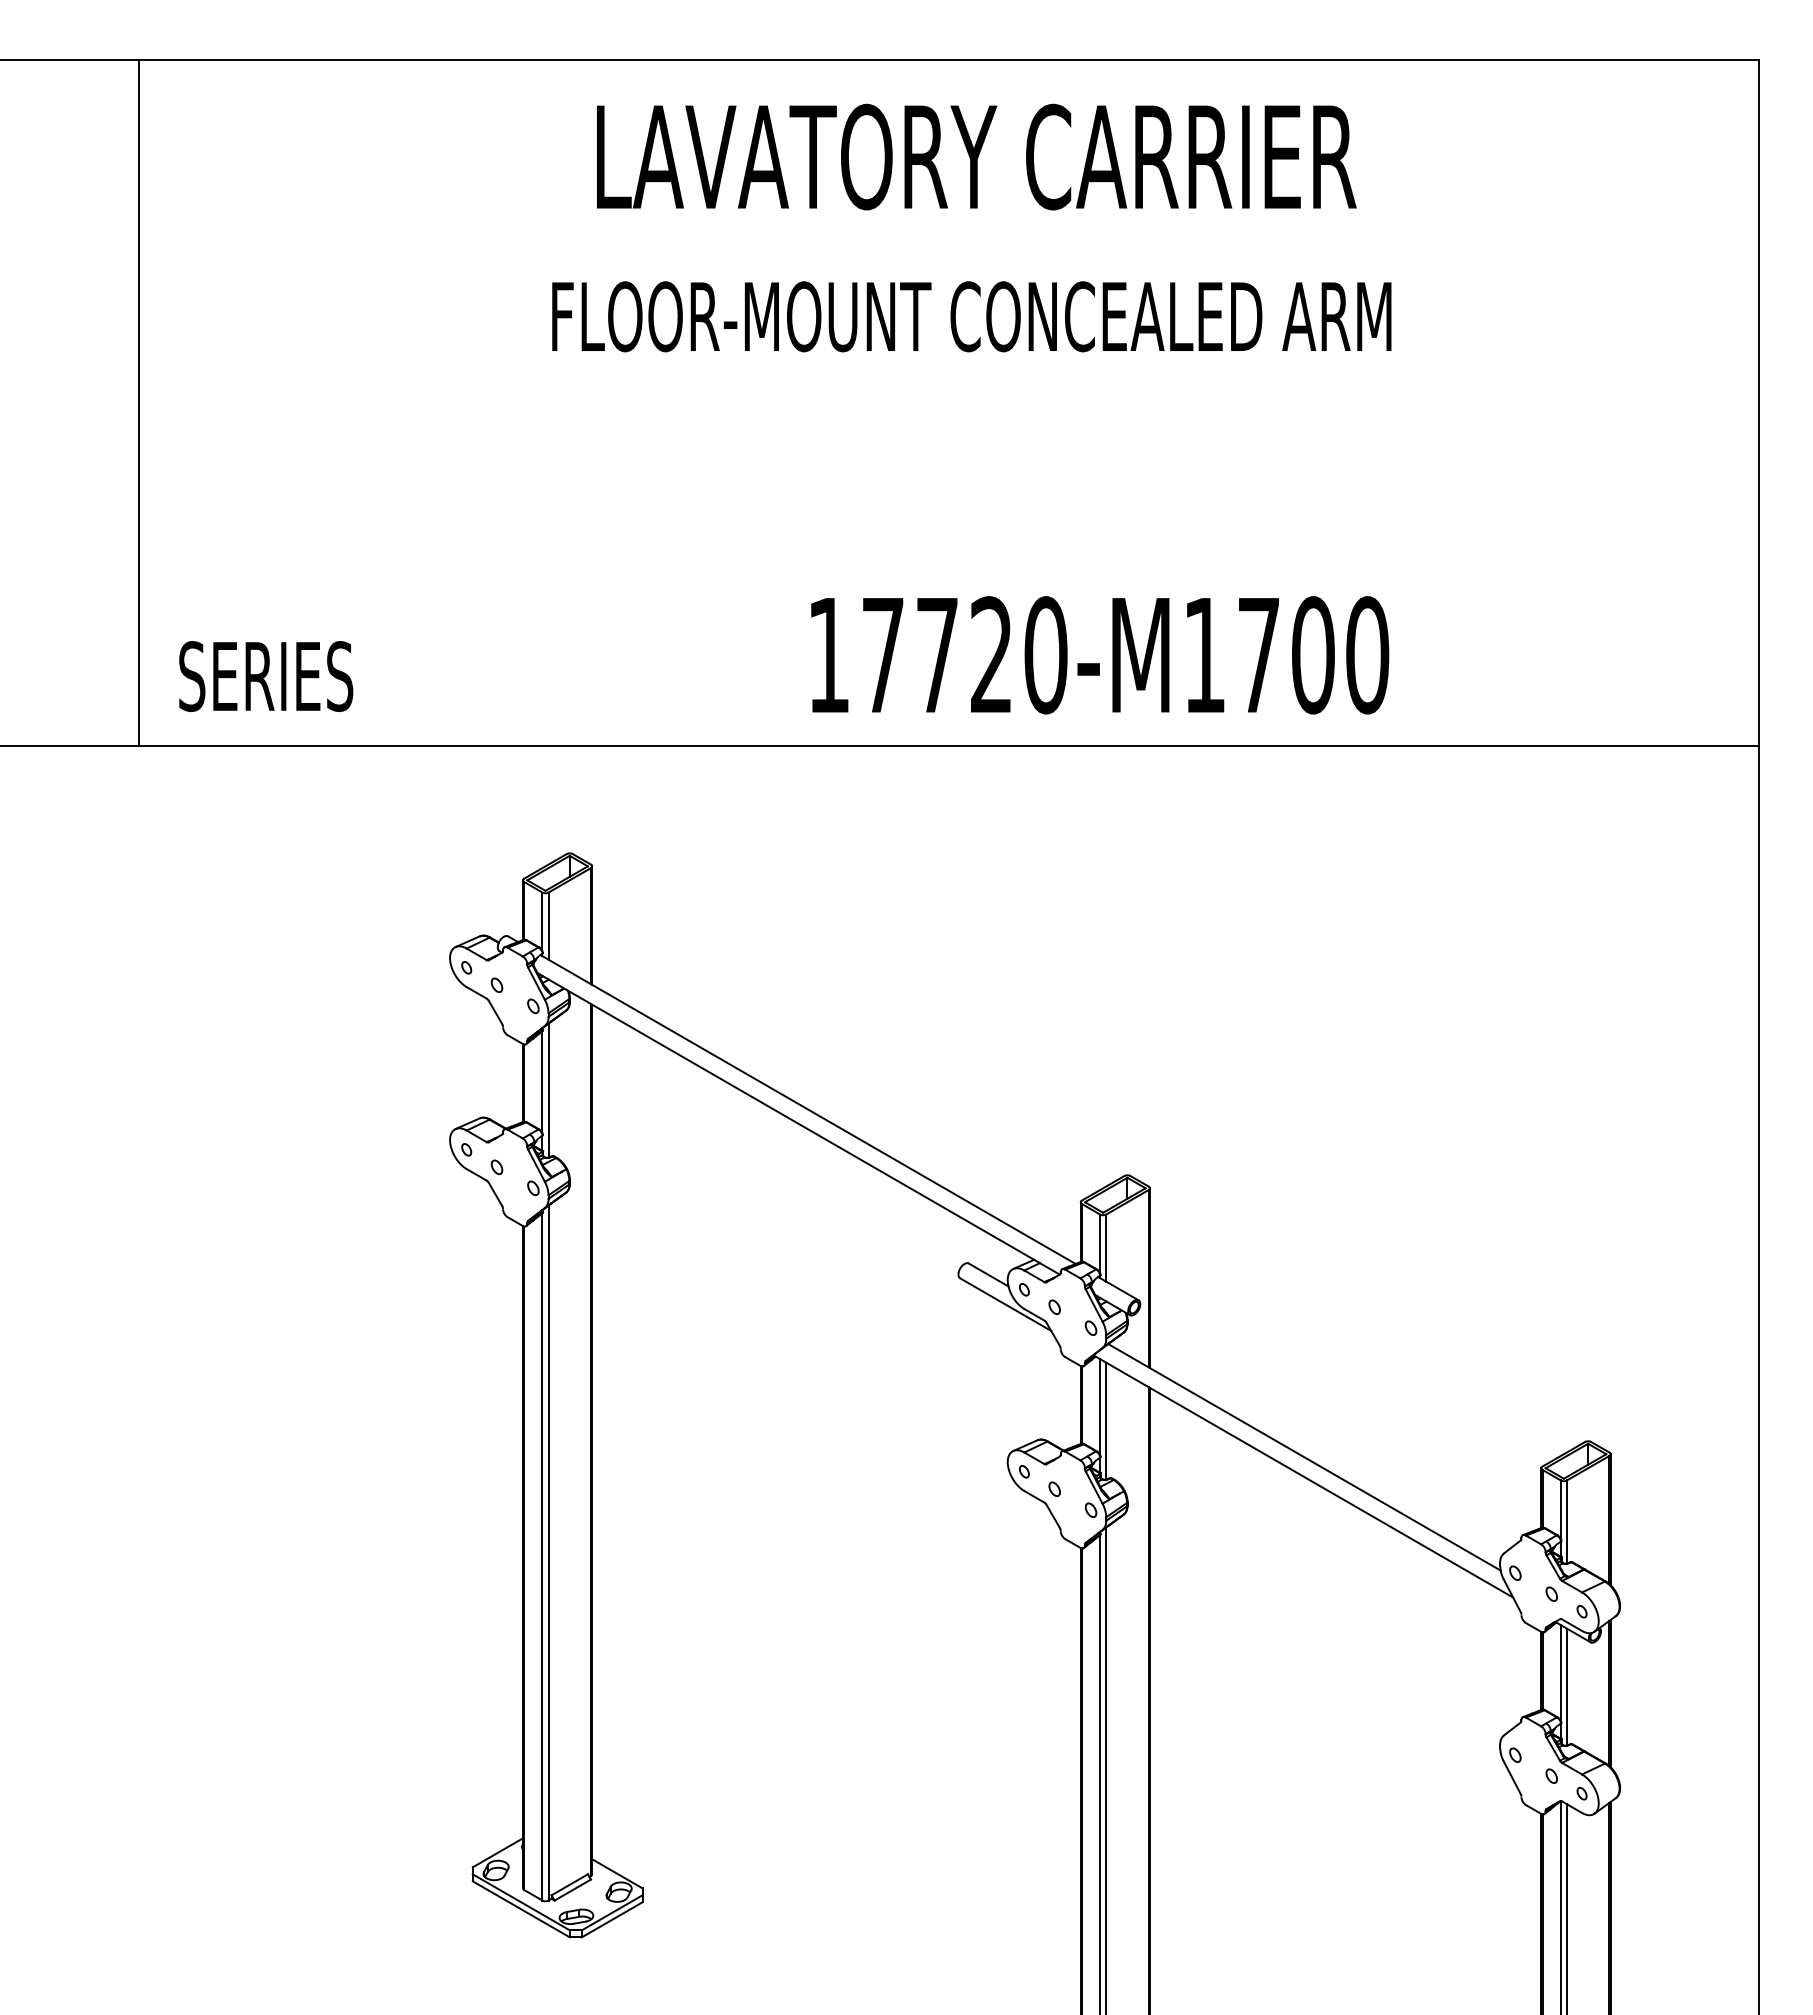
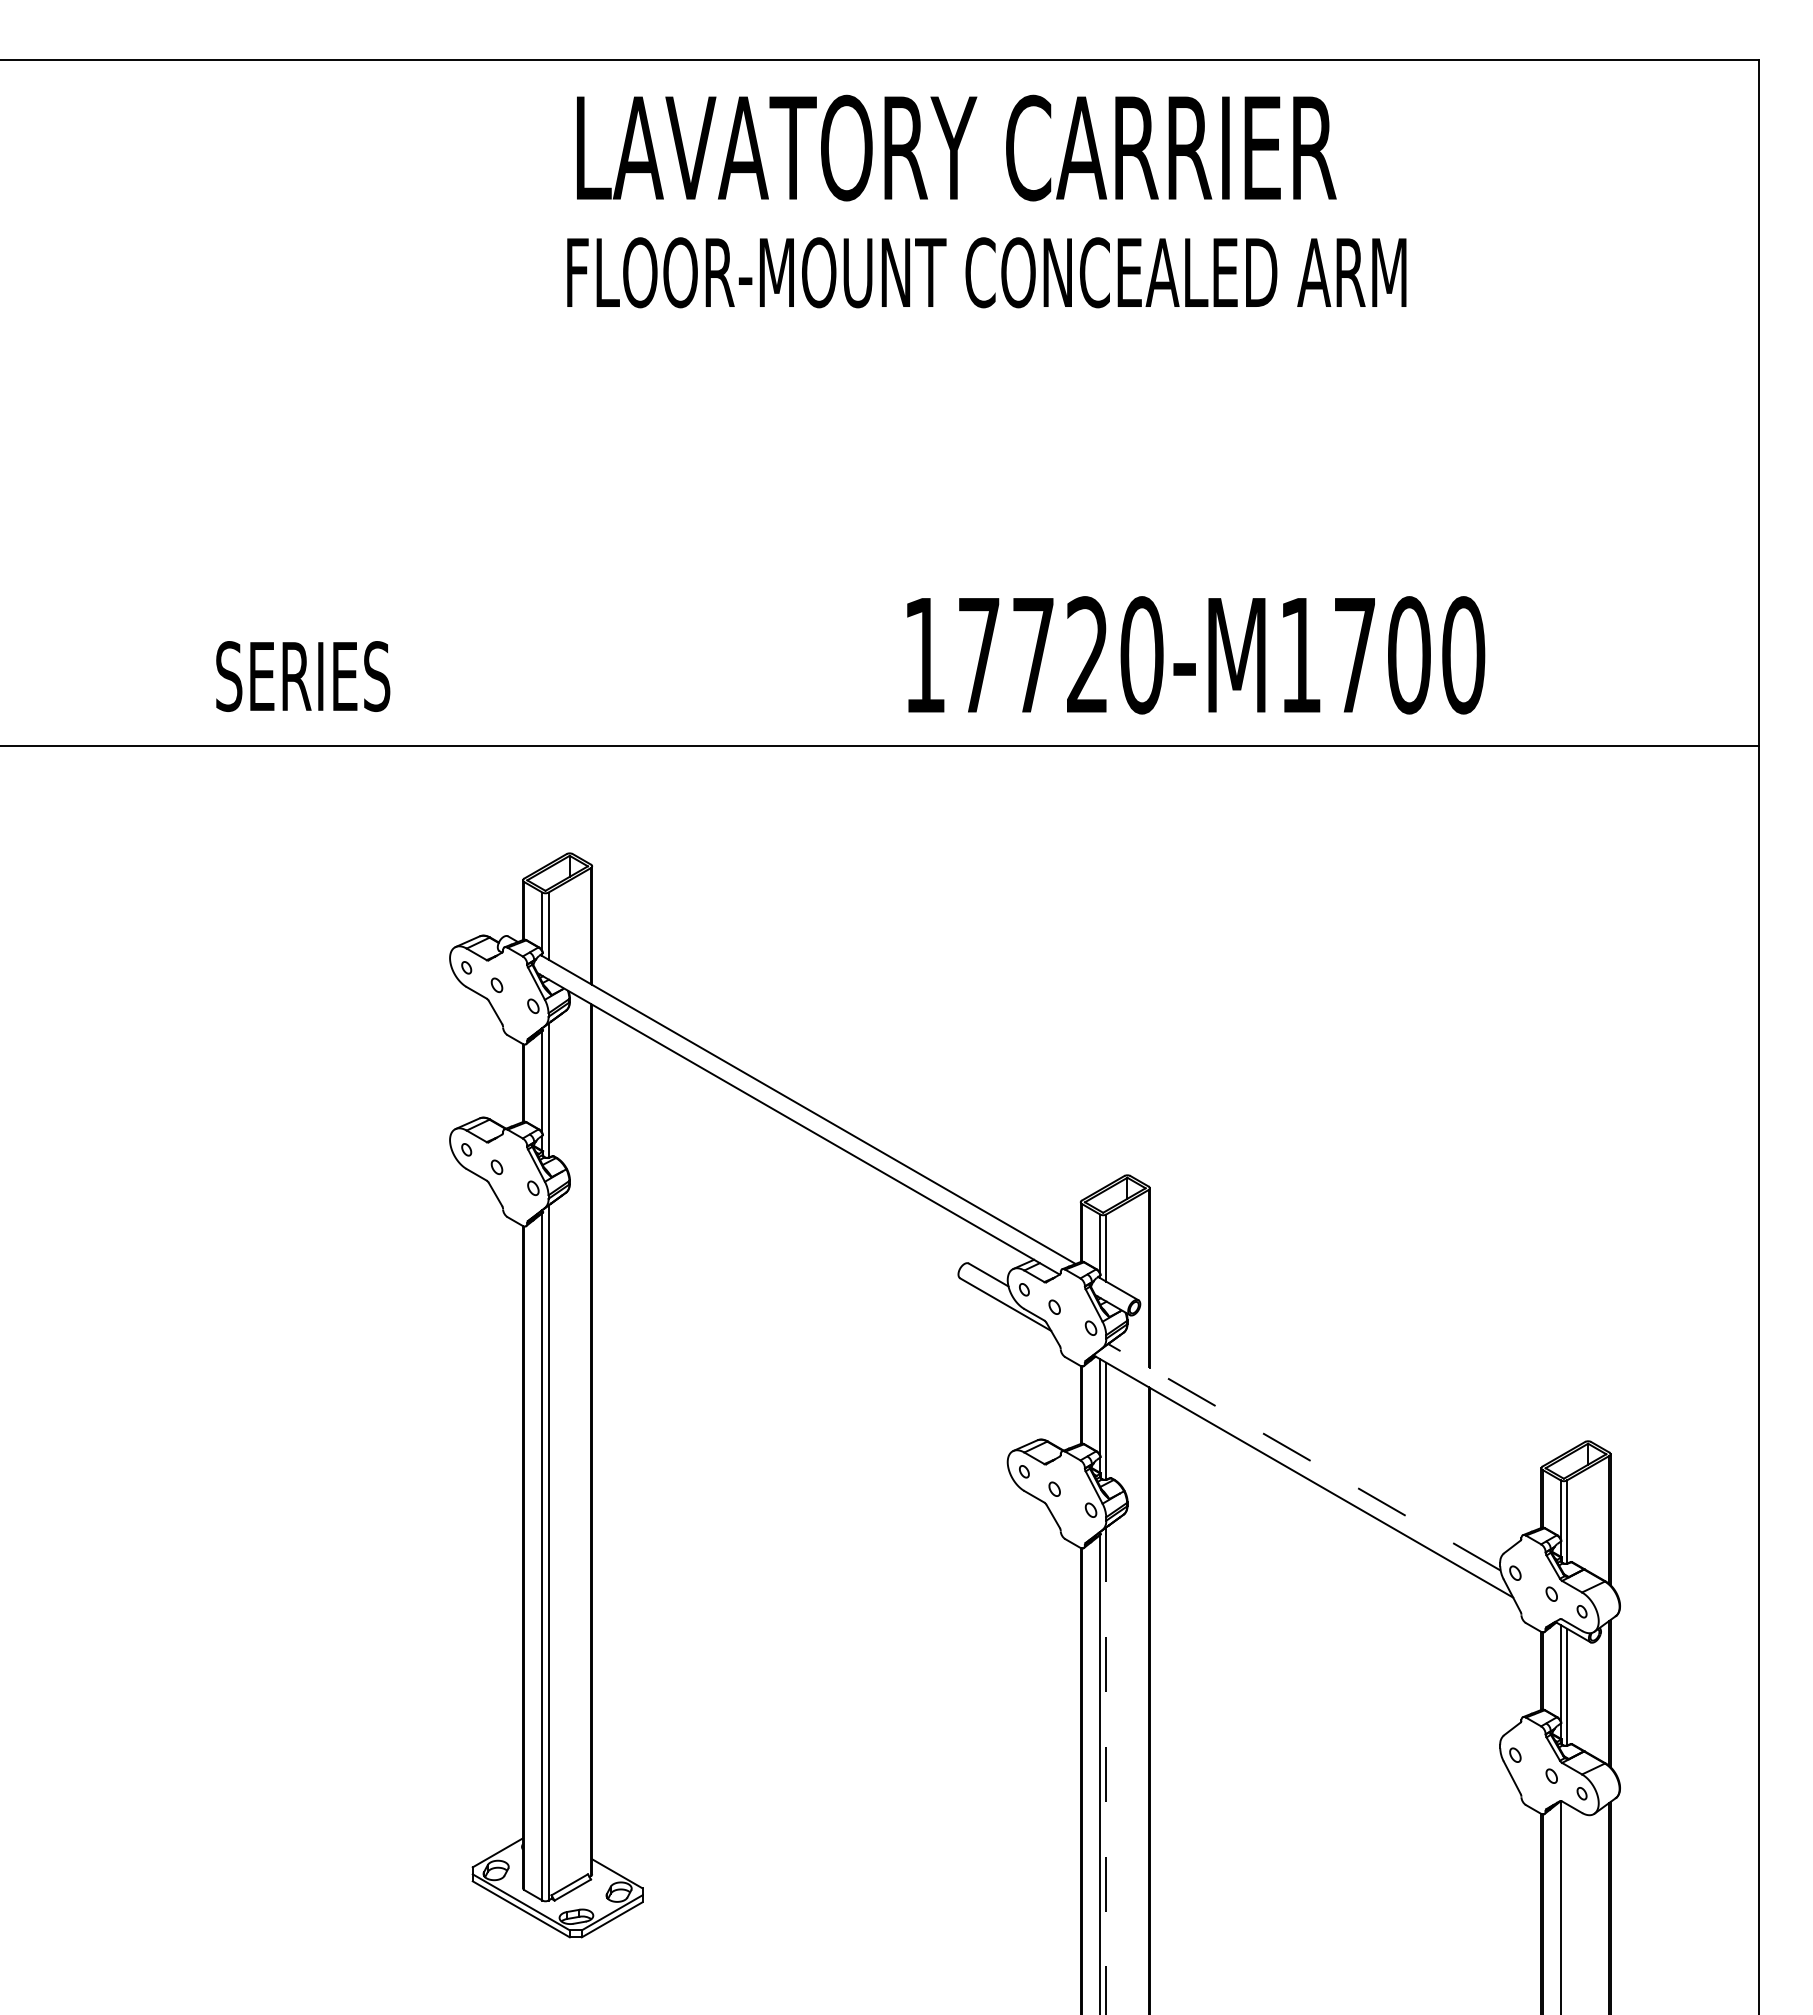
text position: (976, 156) -> (956, 147) (956, 147)
text position: (971, 316) -> (986, 272) (986, 272)
line: present -> none (138, 403)
text position: (1100, 655) -> (1196, 655) (1196, 655)
text position: (266, 676) -> (303, 676) (303, 676)
line: solid -> dashed (1304, 1457)
line: solid -> dashed (1106, 1771)
line: present -> none (1566, 1907)
